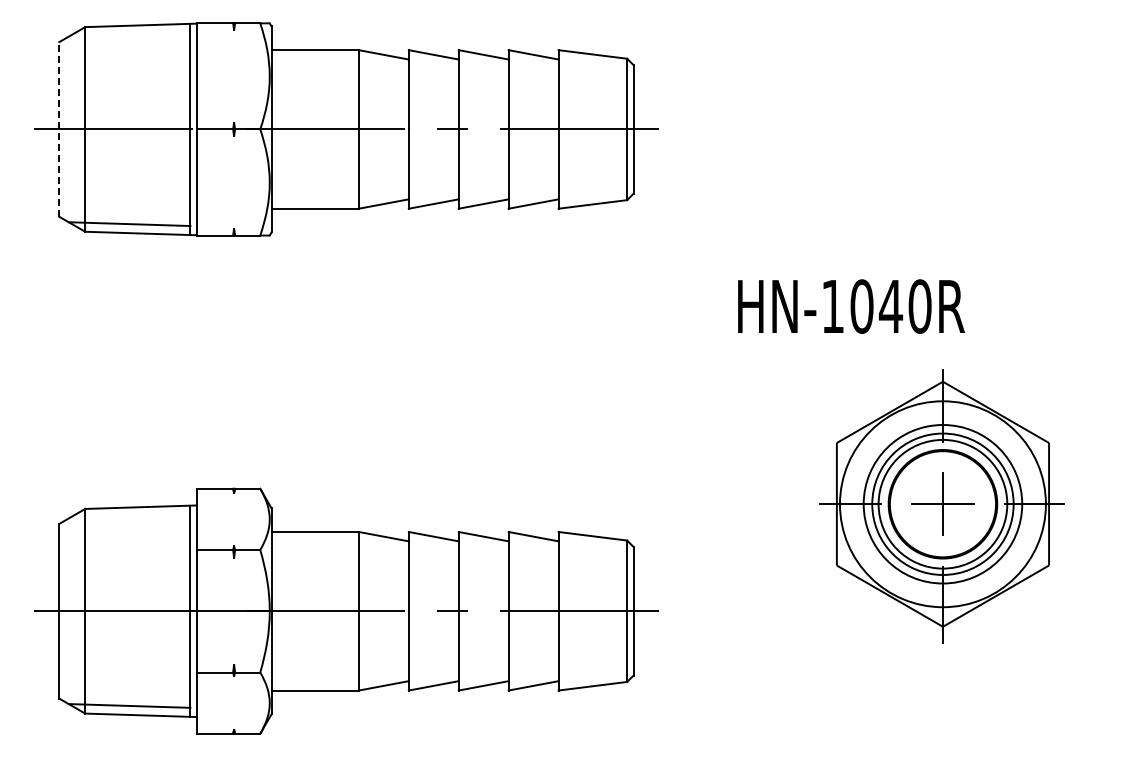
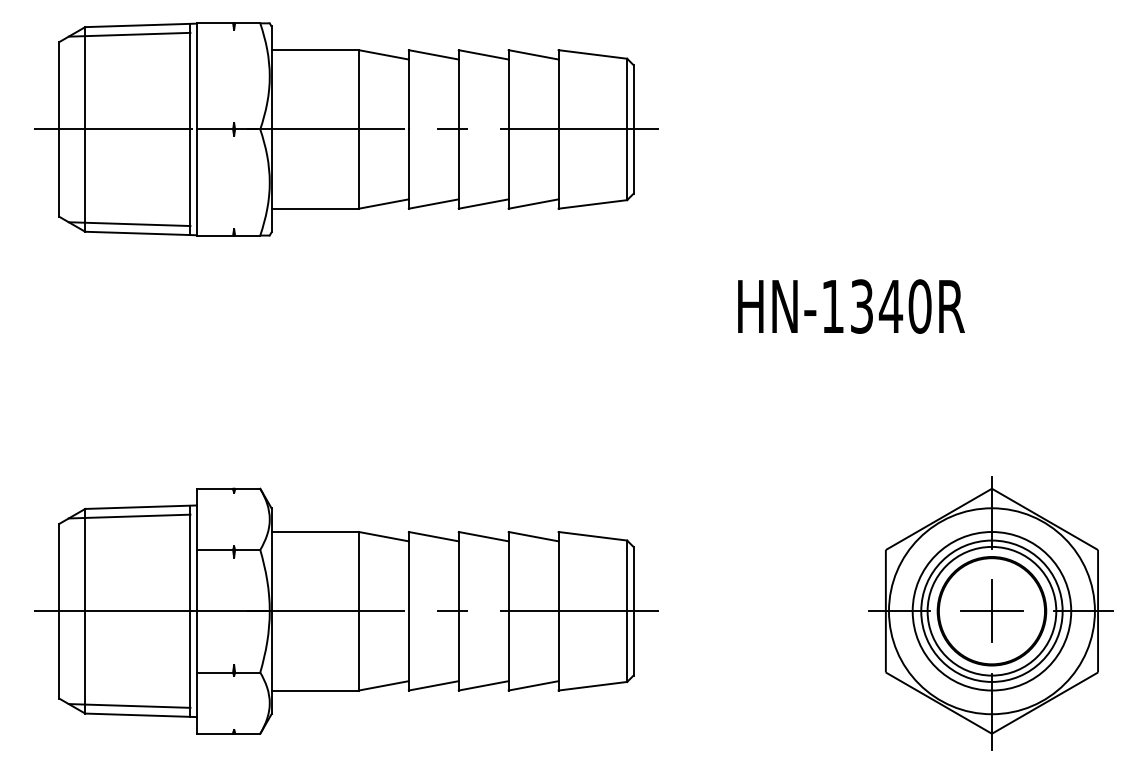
line: none -> present (129, 34)
line: dashed -> solid (59, 128)
text: HN-1040R -> HN-1340R (861, 306)
part position: (941, 506) -> (990, 613) (990, 613)
line: none -> present (129, 516)
